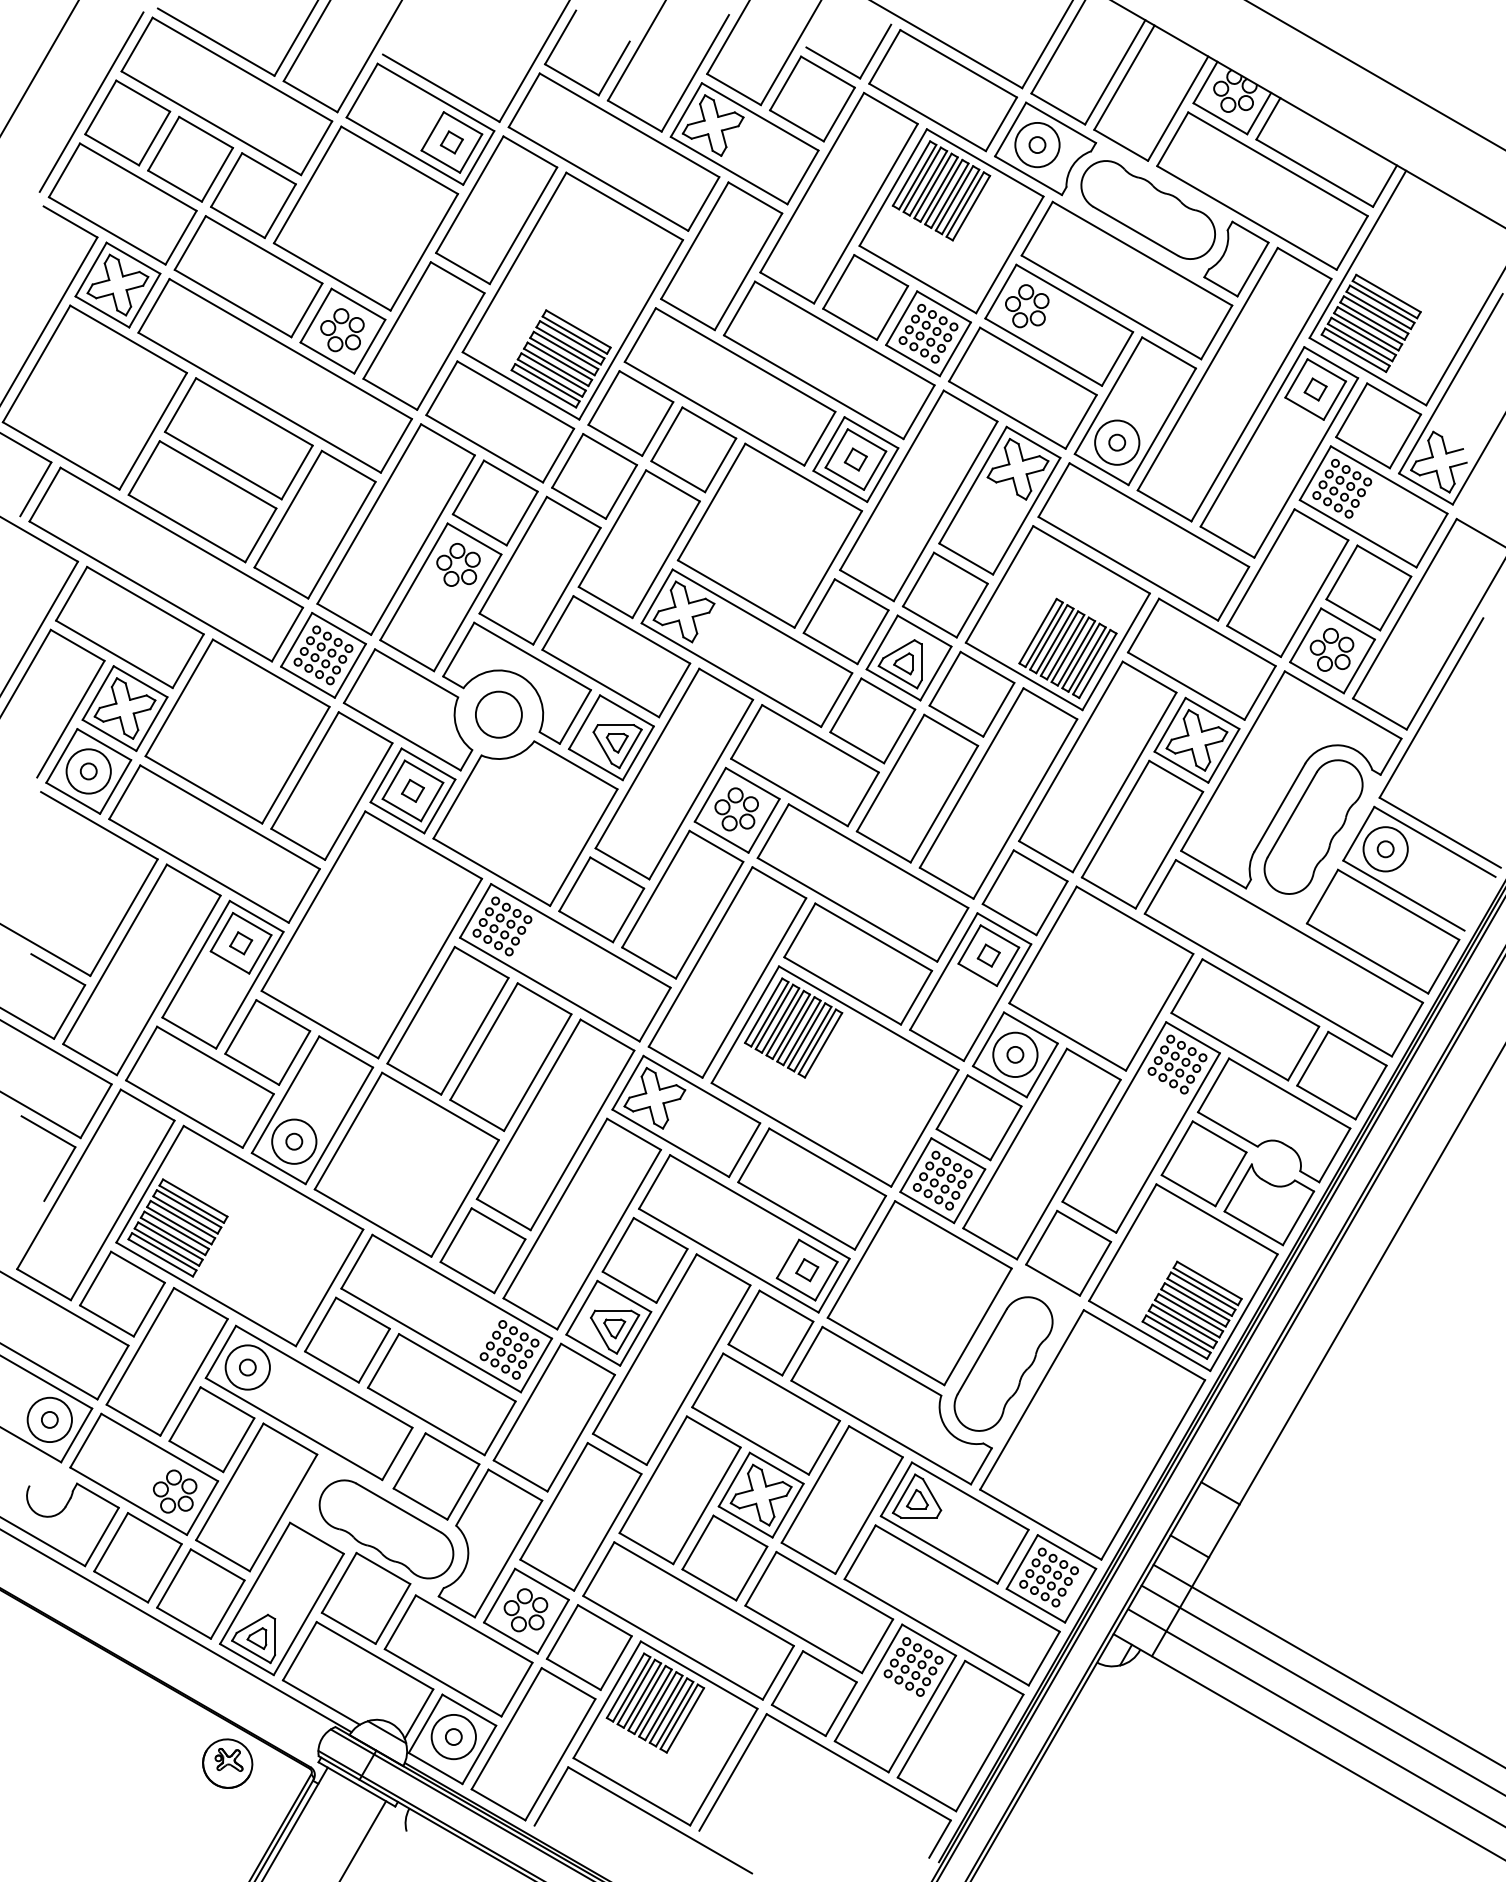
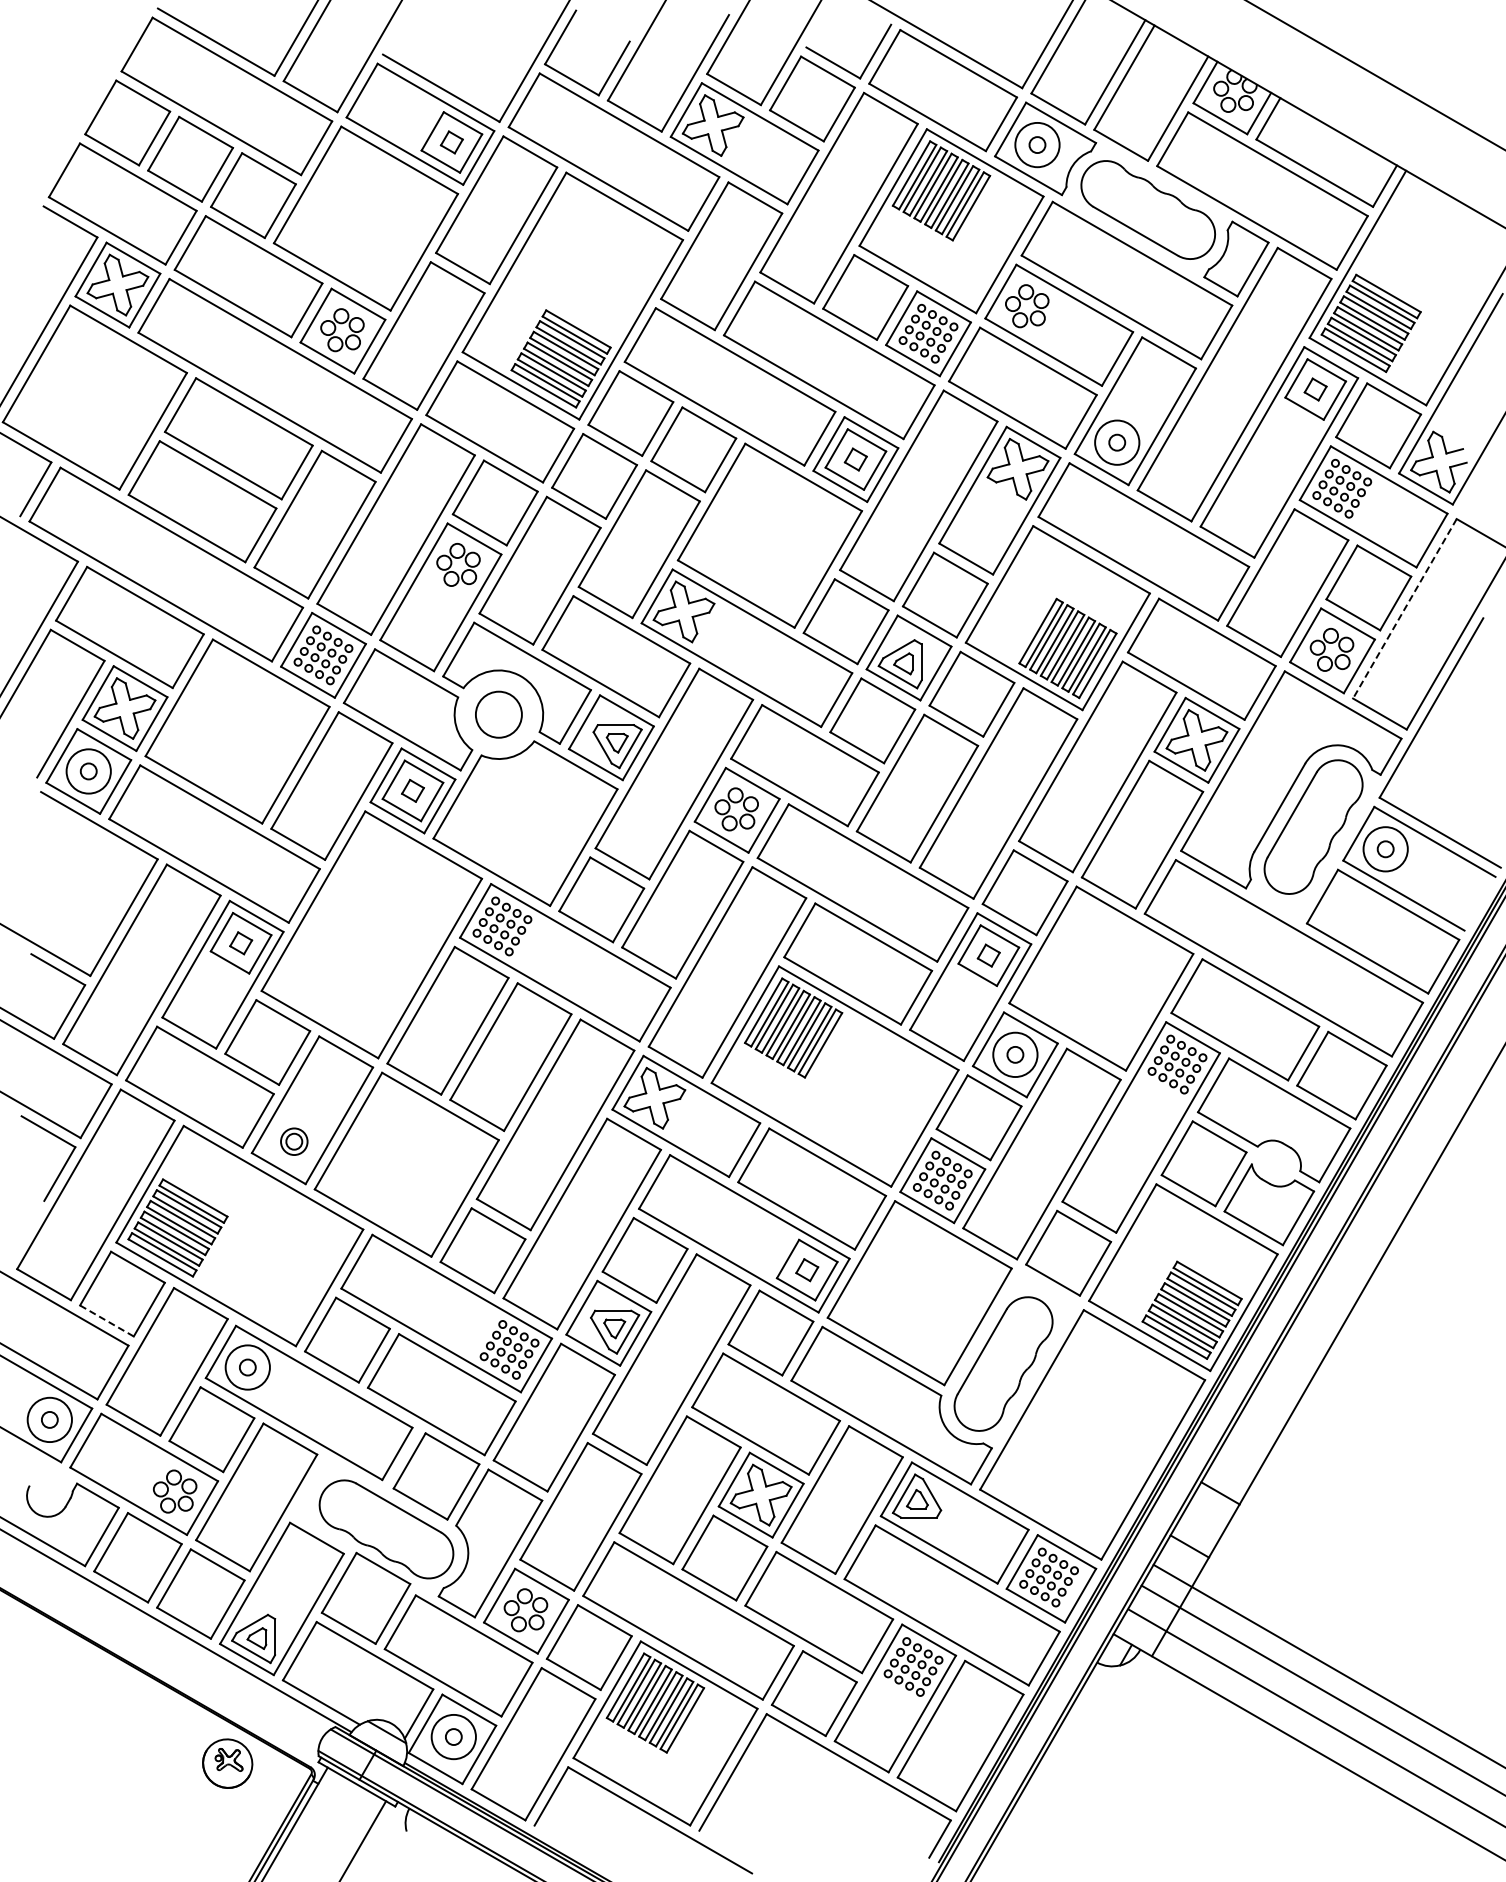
line: present -> none (39, 67)
line: present -> none (91, 101)
line: solid -> dashed (1404, 608)
circle diameter: 44 px -> 27 px (294, 1141)
line: solid -> dashed (107, 1321)
